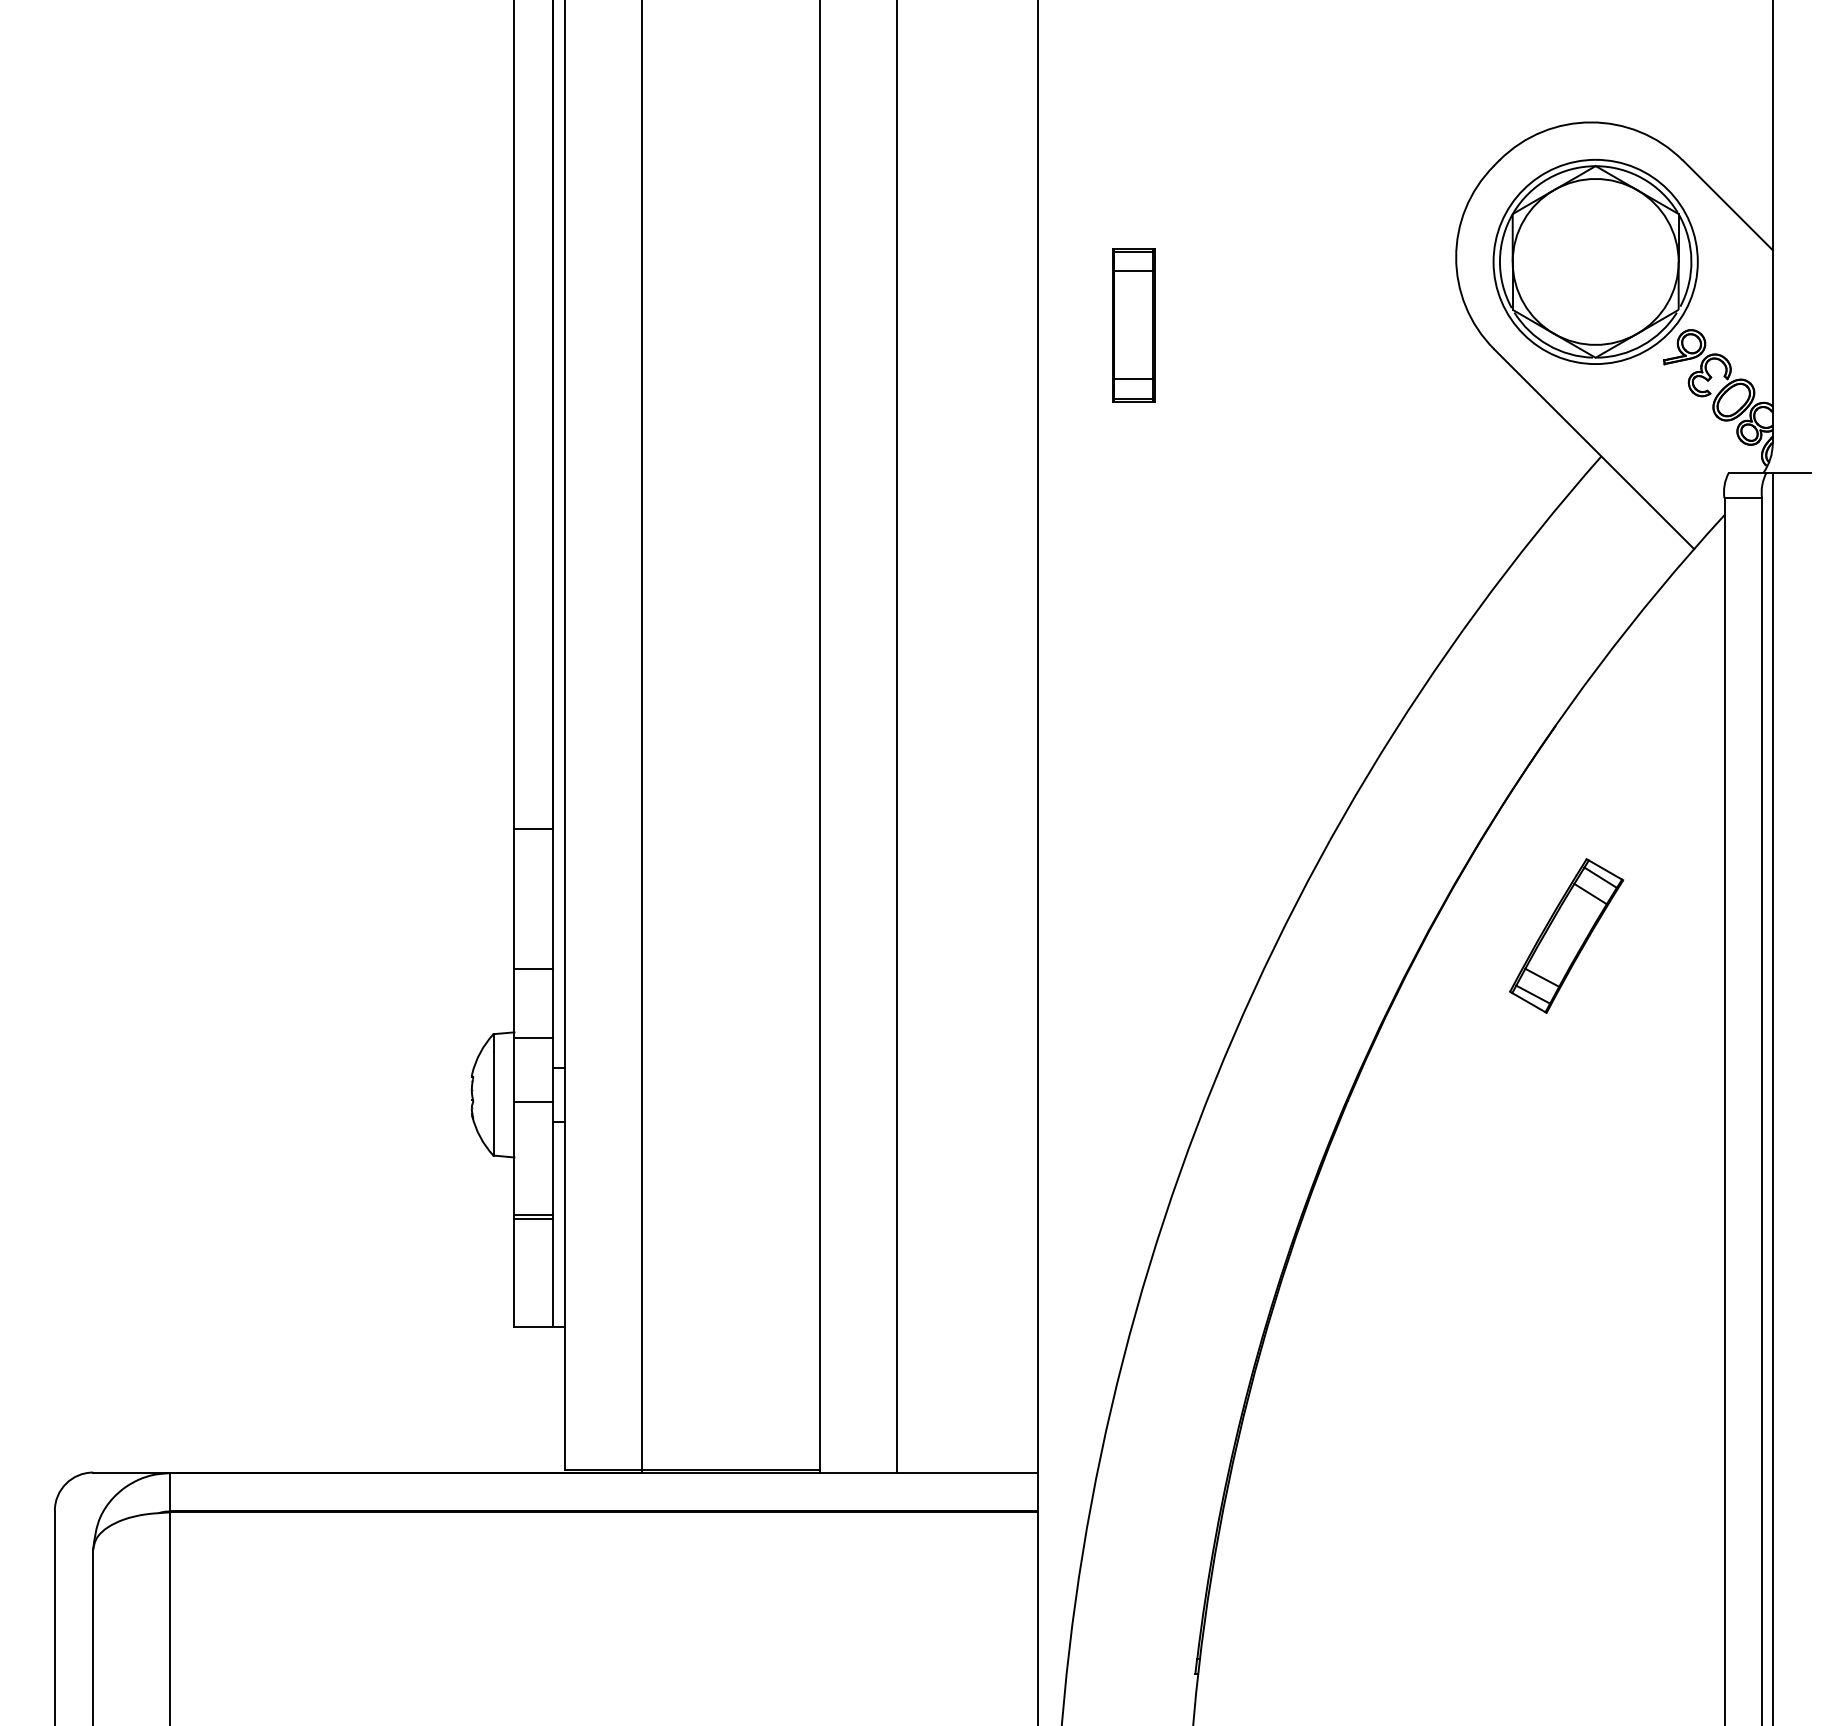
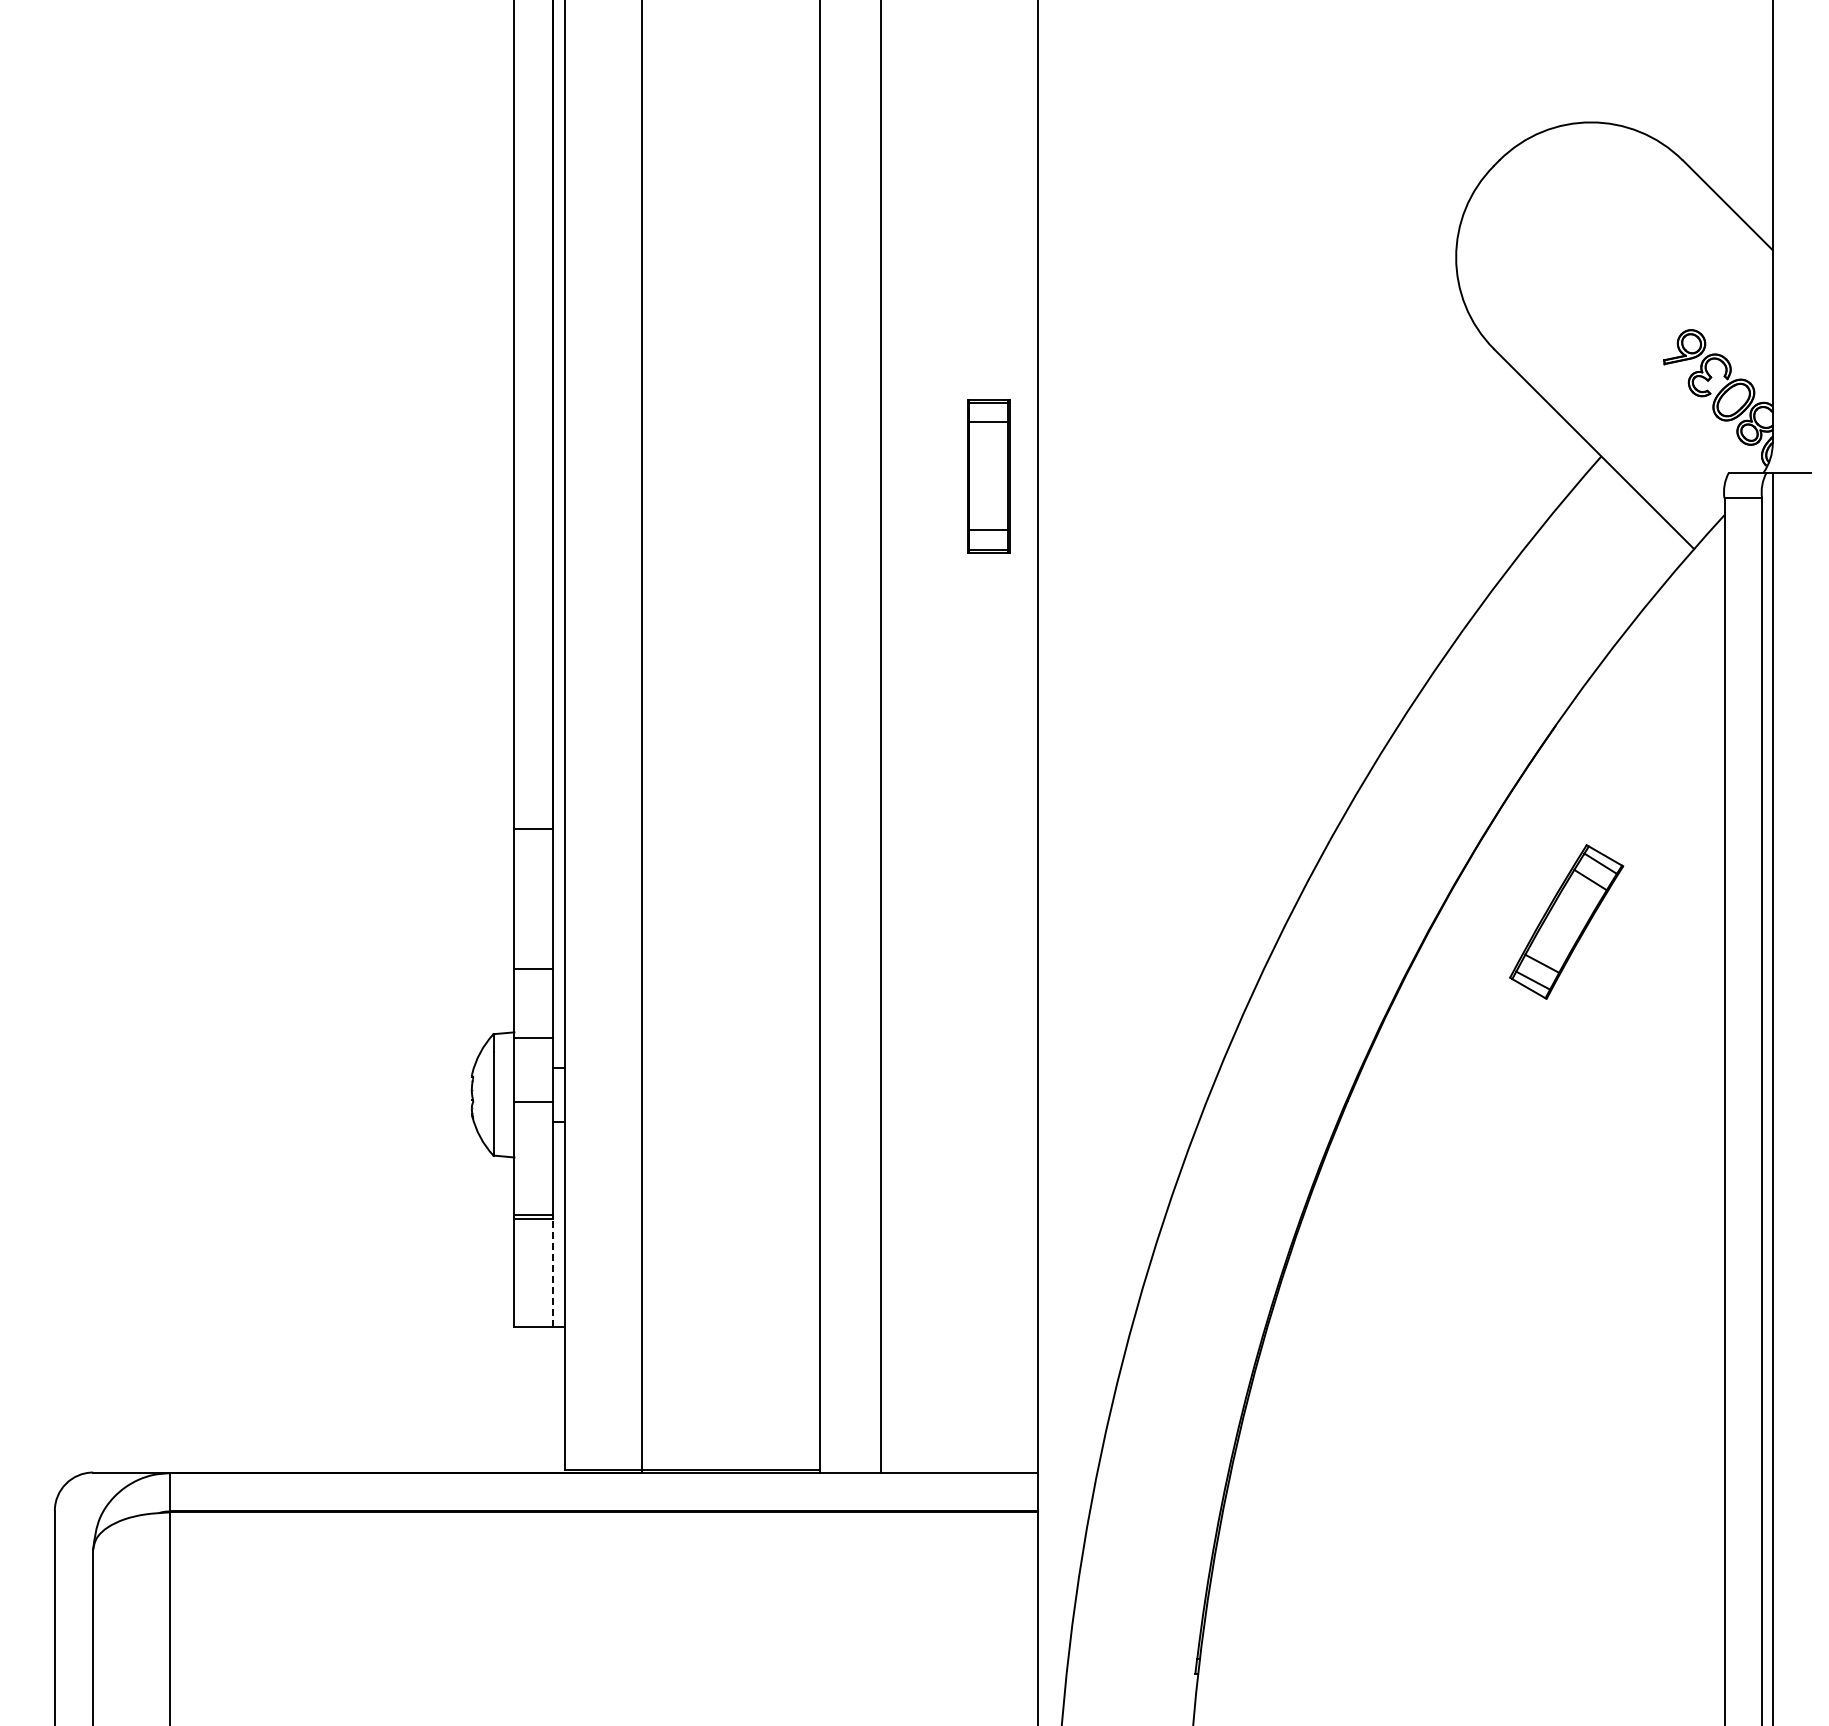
part: present -> none (1595, 261)
part position: (1133, 325) -> (988, 476) (988, 476)
line position: (896, 737) -> (880, 737) (880, 737)
part position: (1566, 935) -> (1566, 921) (1566, 921)
line: solid -> dashed (552, 1272)
